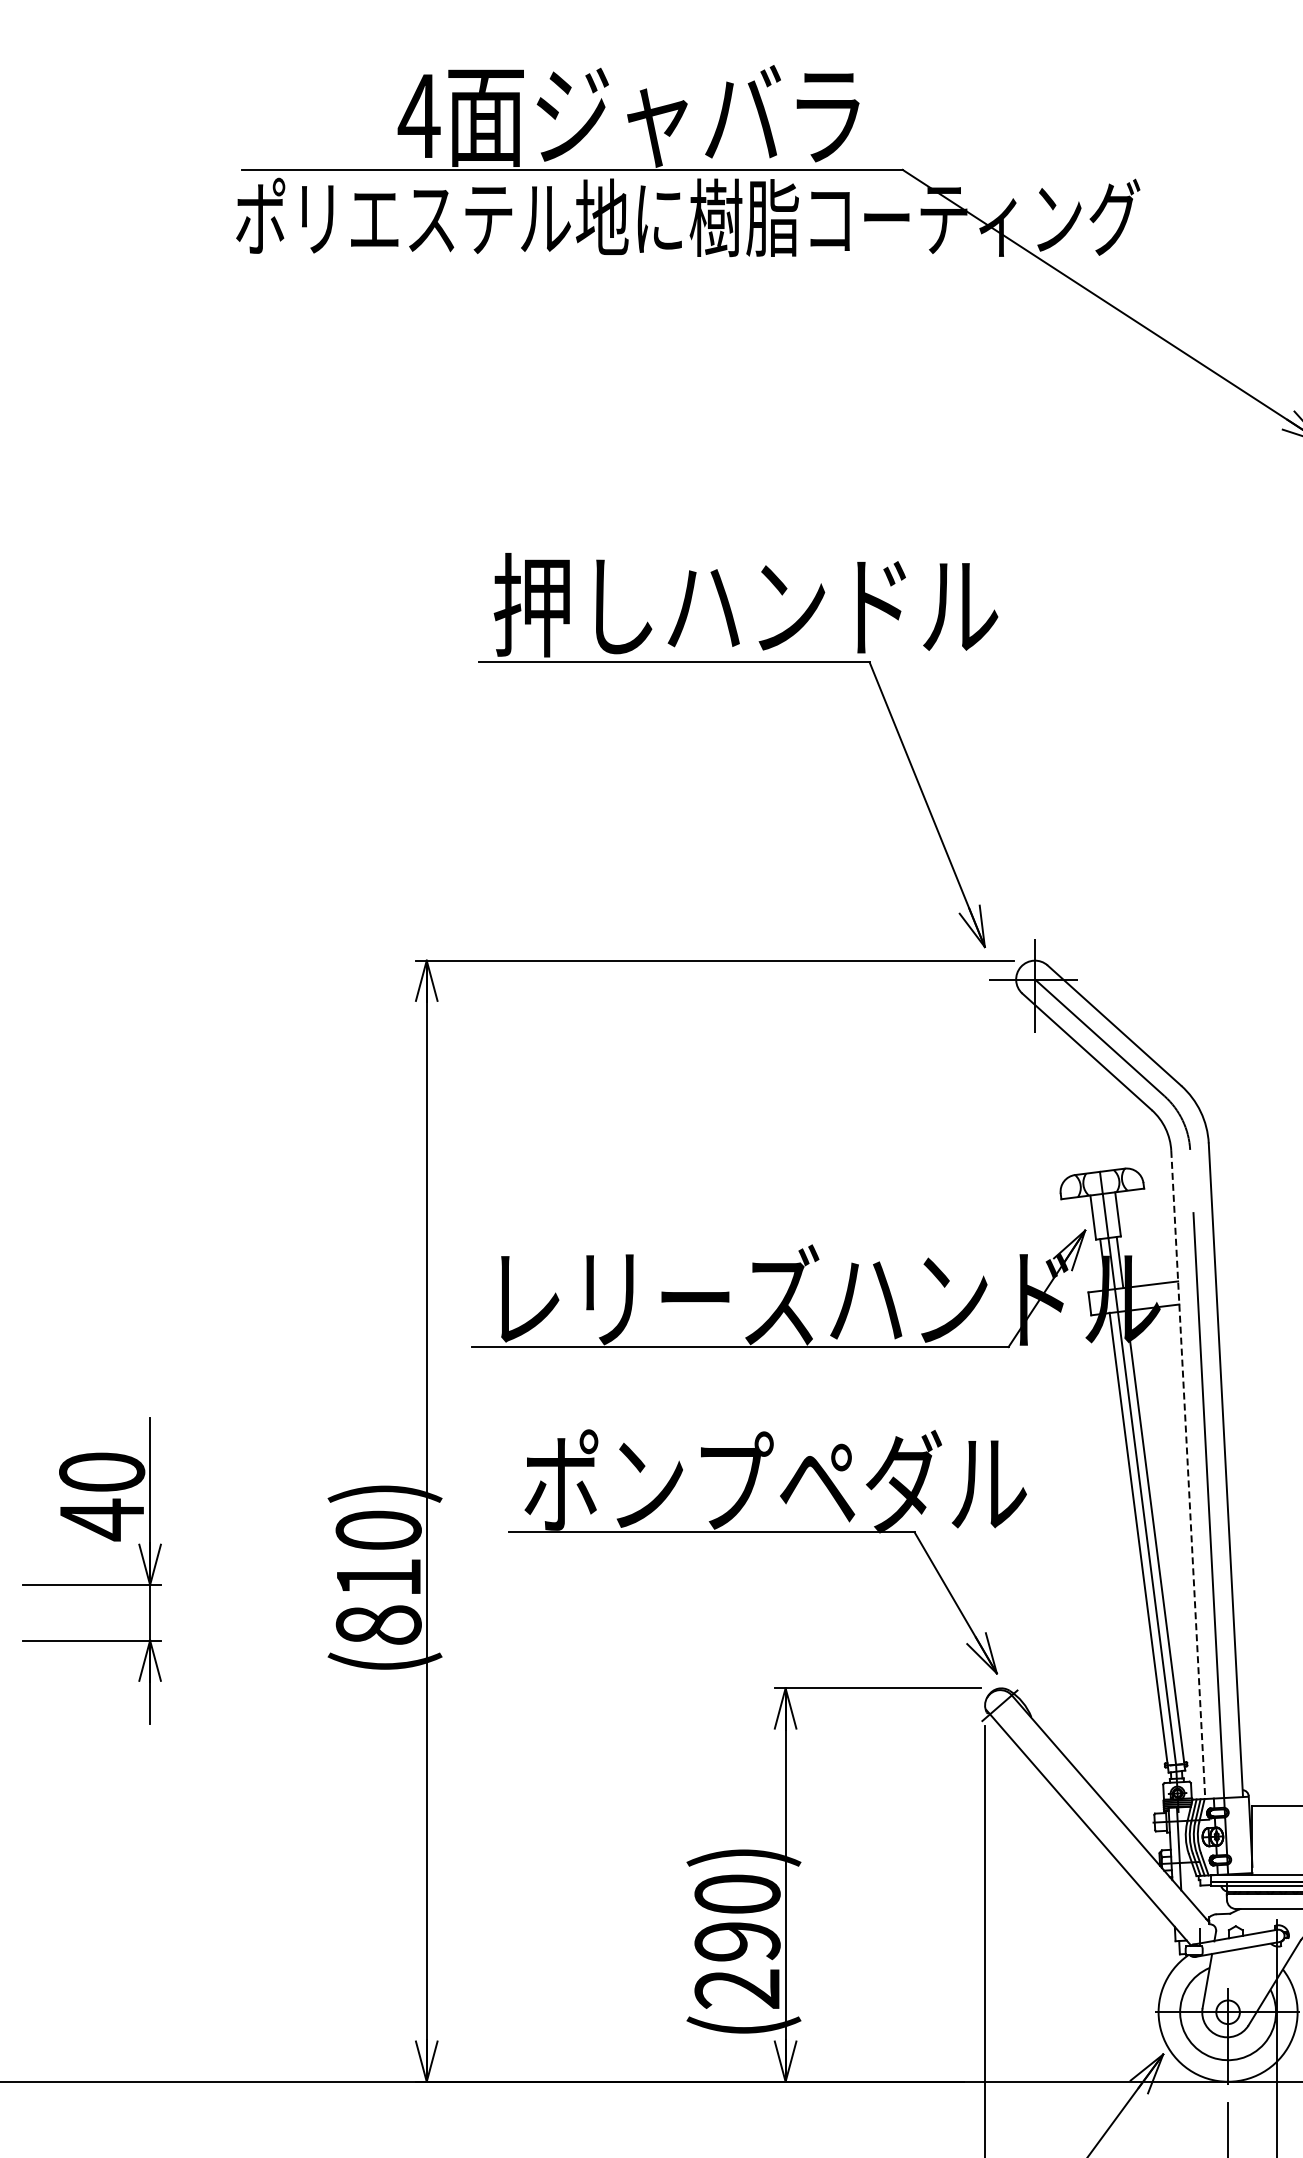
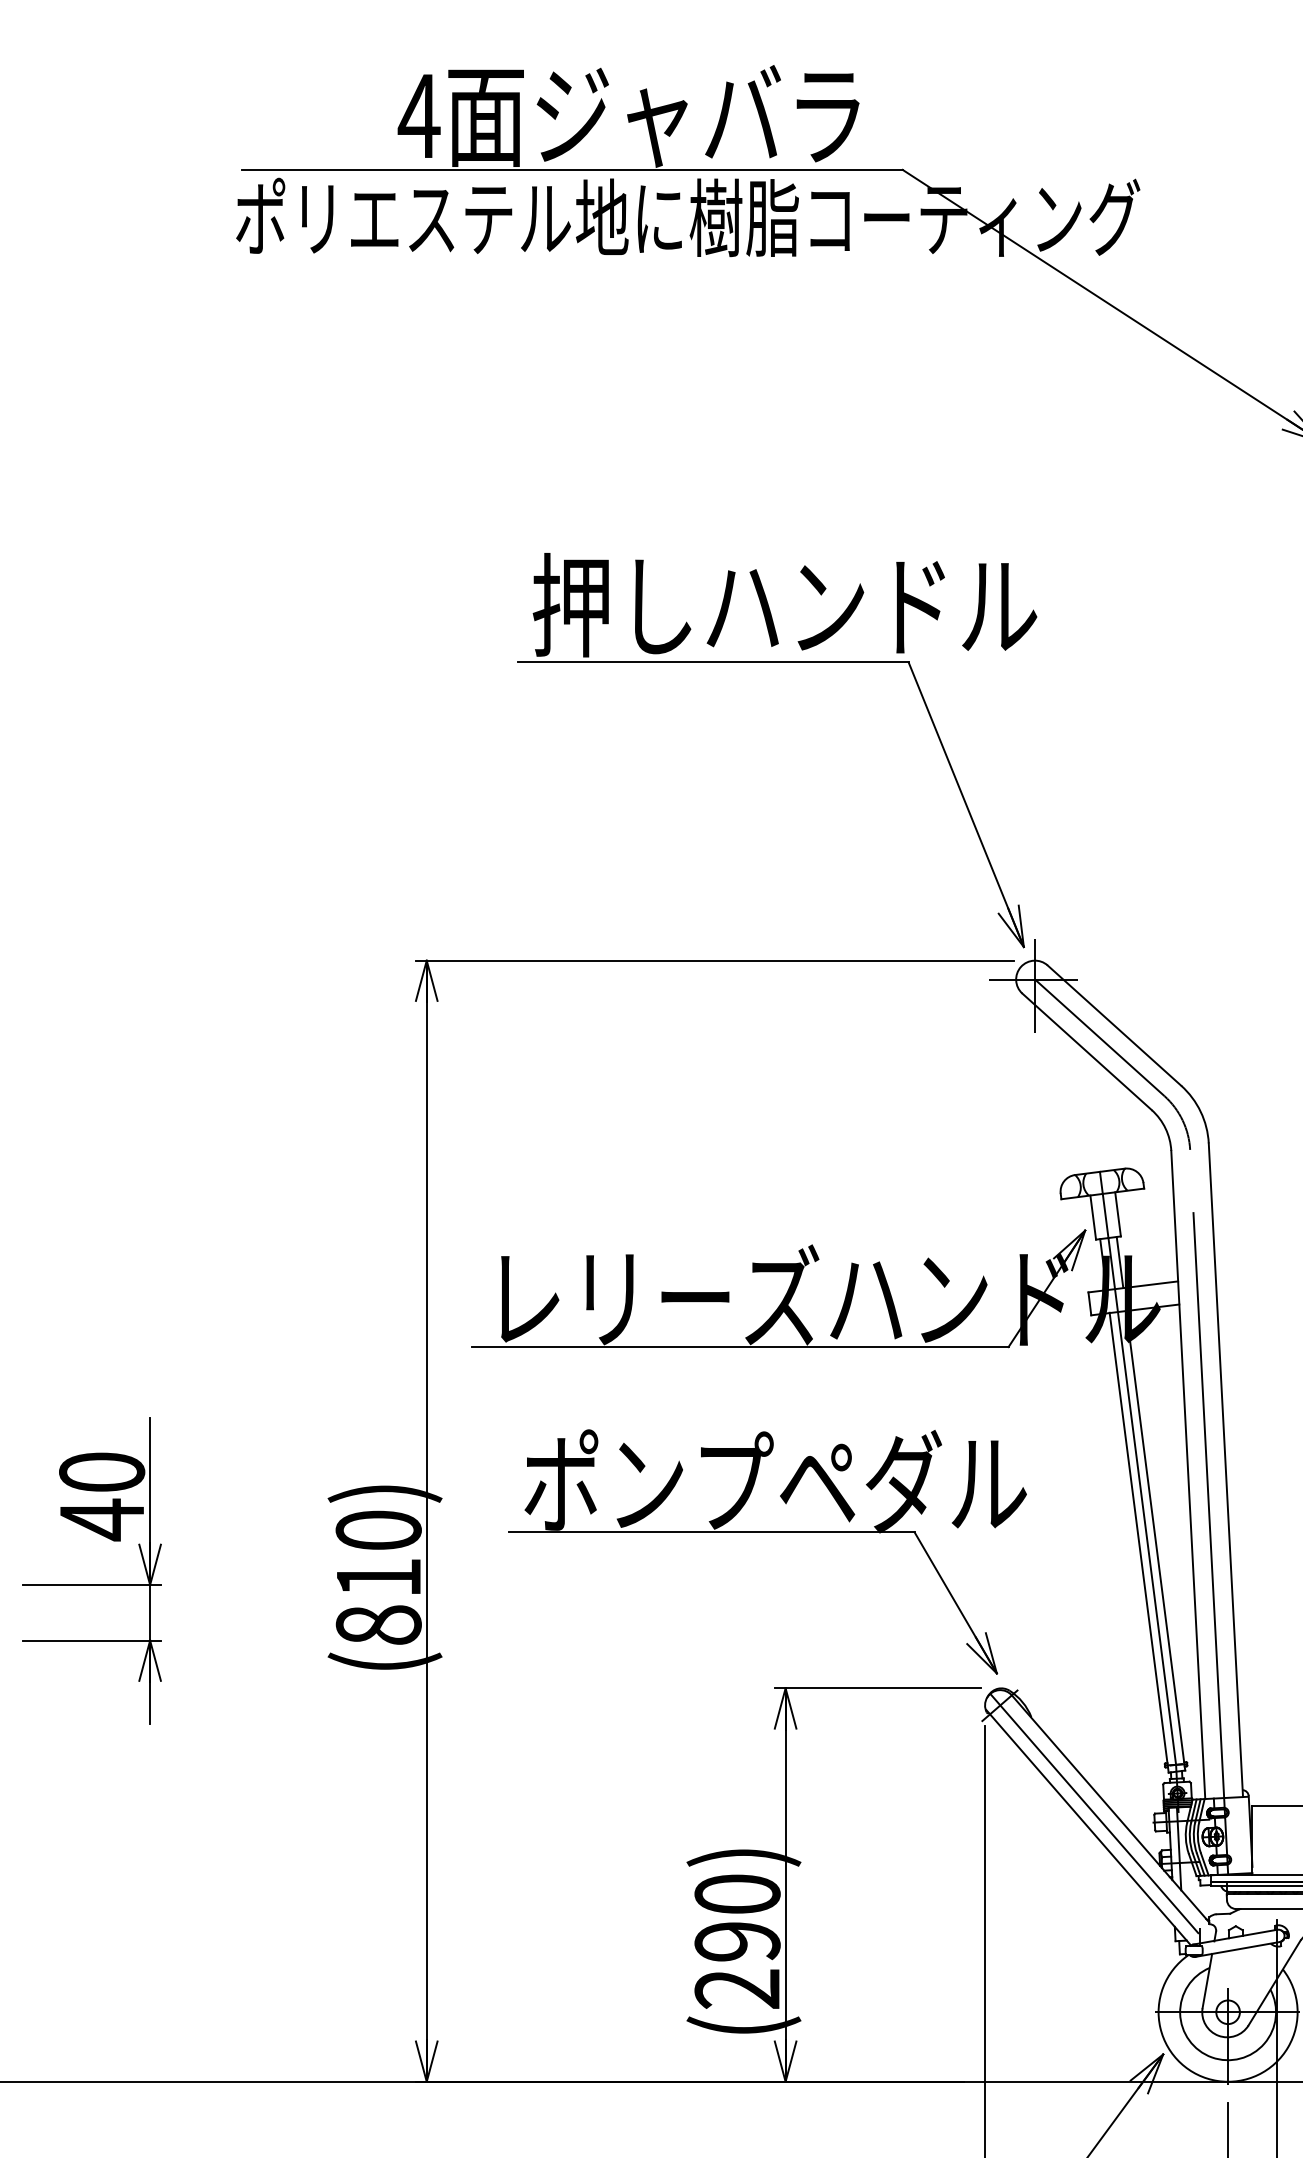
part position: (738, 662) -> (777, 662) (777, 662)
line: dashed -> solid (1188, 1474)
line: none -> present (1094, 1813)
